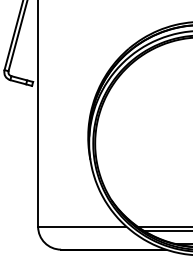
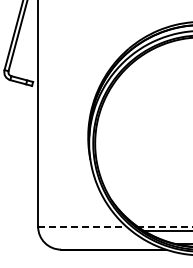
line: solid -> dashed (82, 226)
line: solid -> dashed (164, 226)
